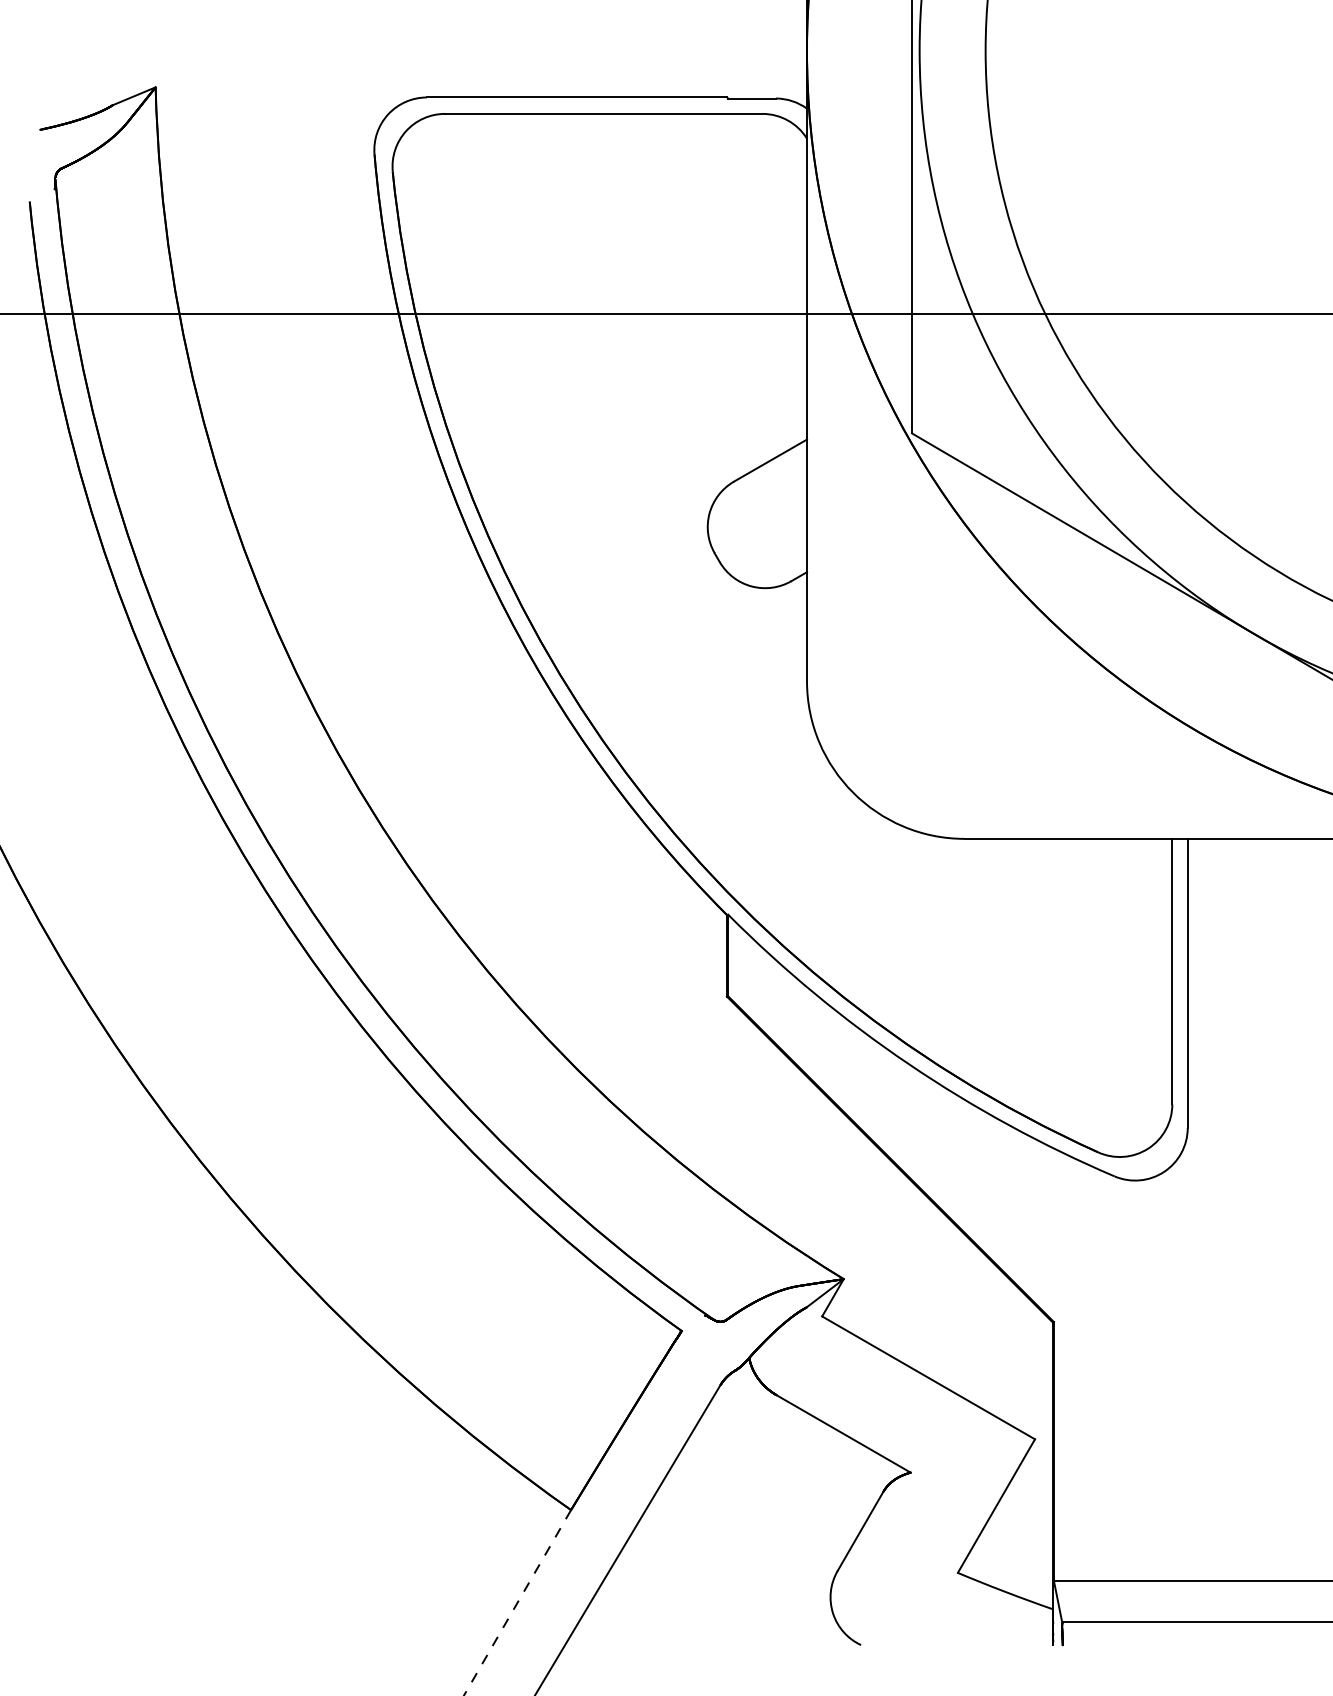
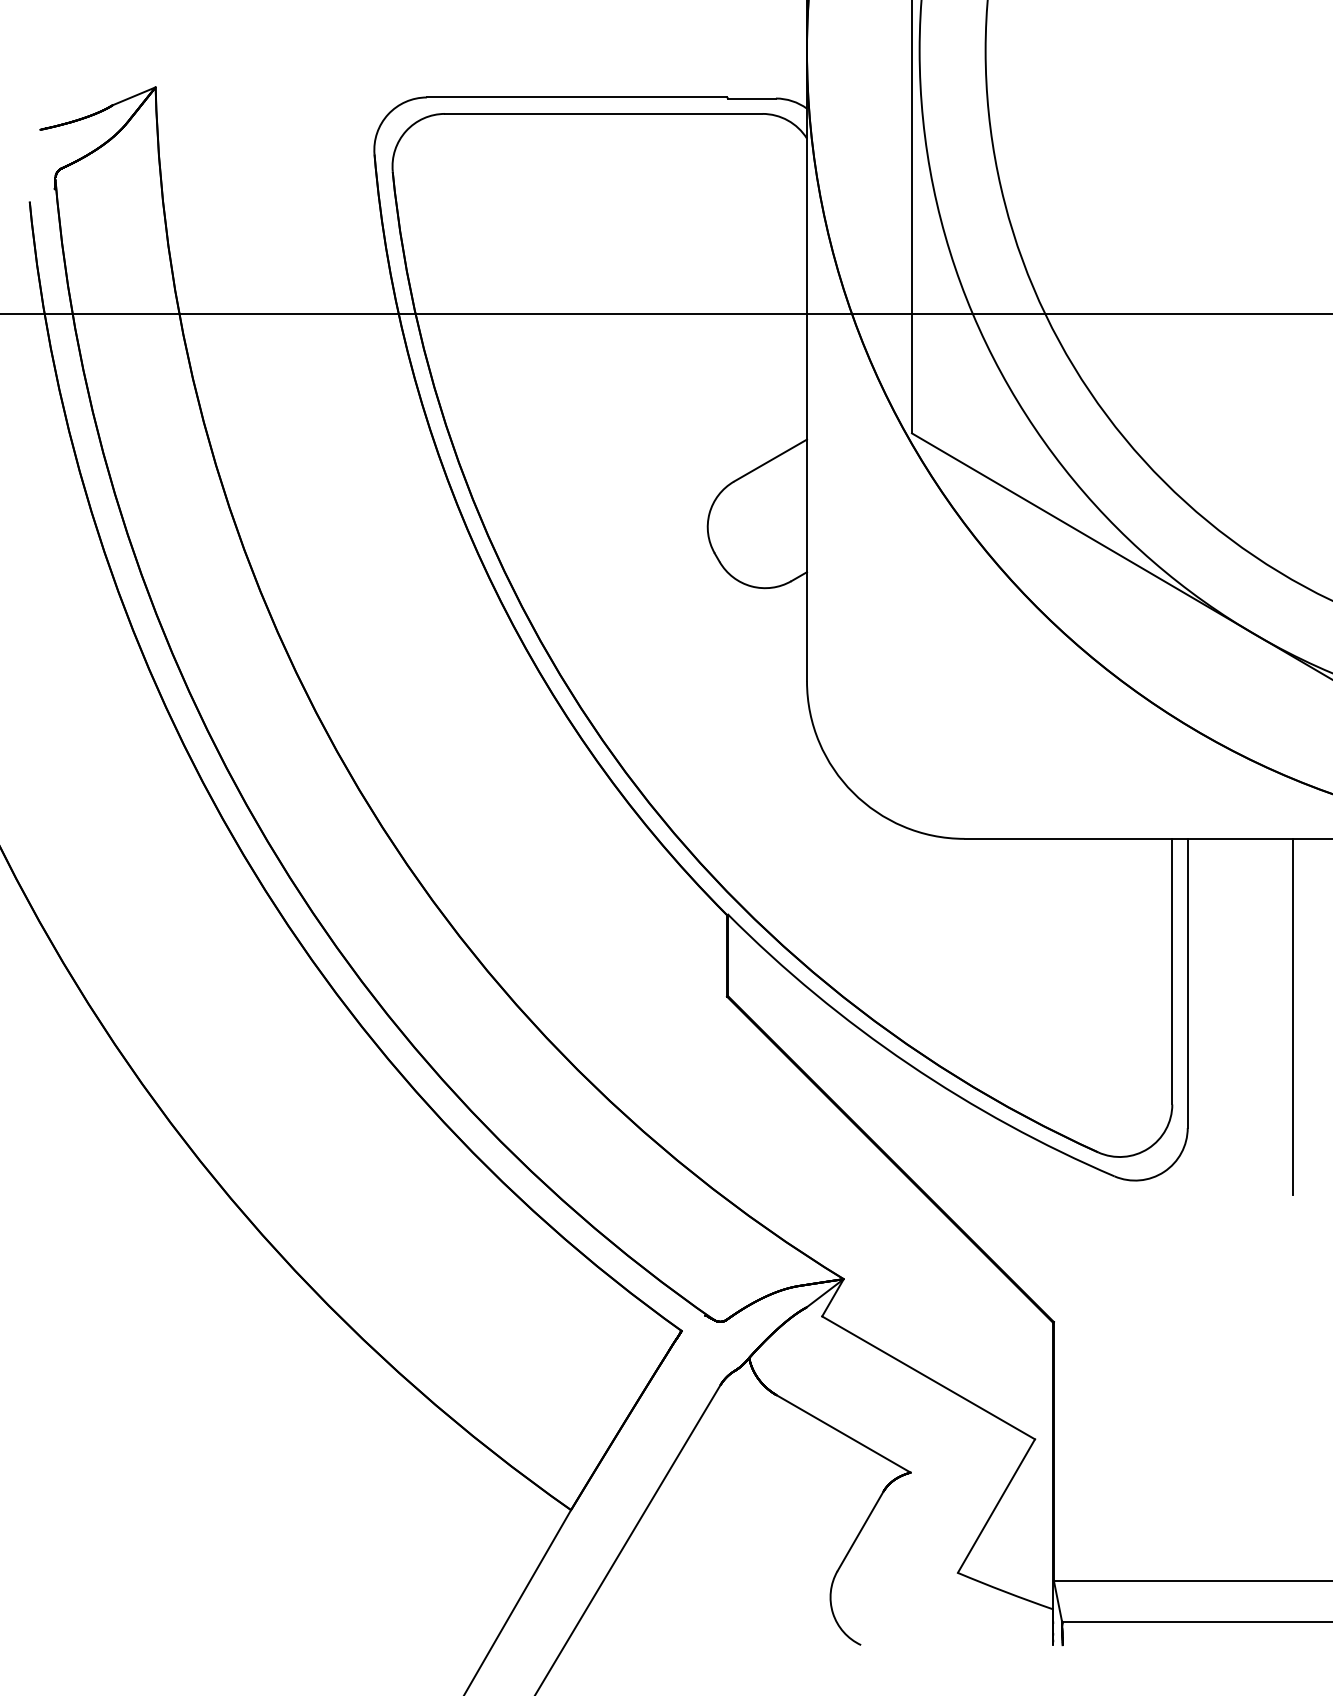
line: none -> present (1292, 1016)
line: dashed -> solid (517, 1602)
